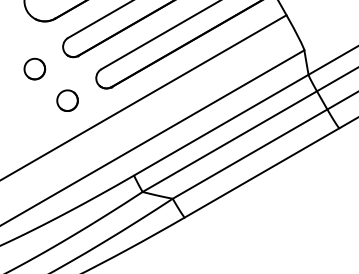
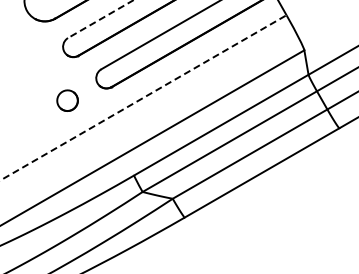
line: solid -> dashed (100, 19)
part: present -> none (34, 68)
line: solid -> dashed (143, 97)
